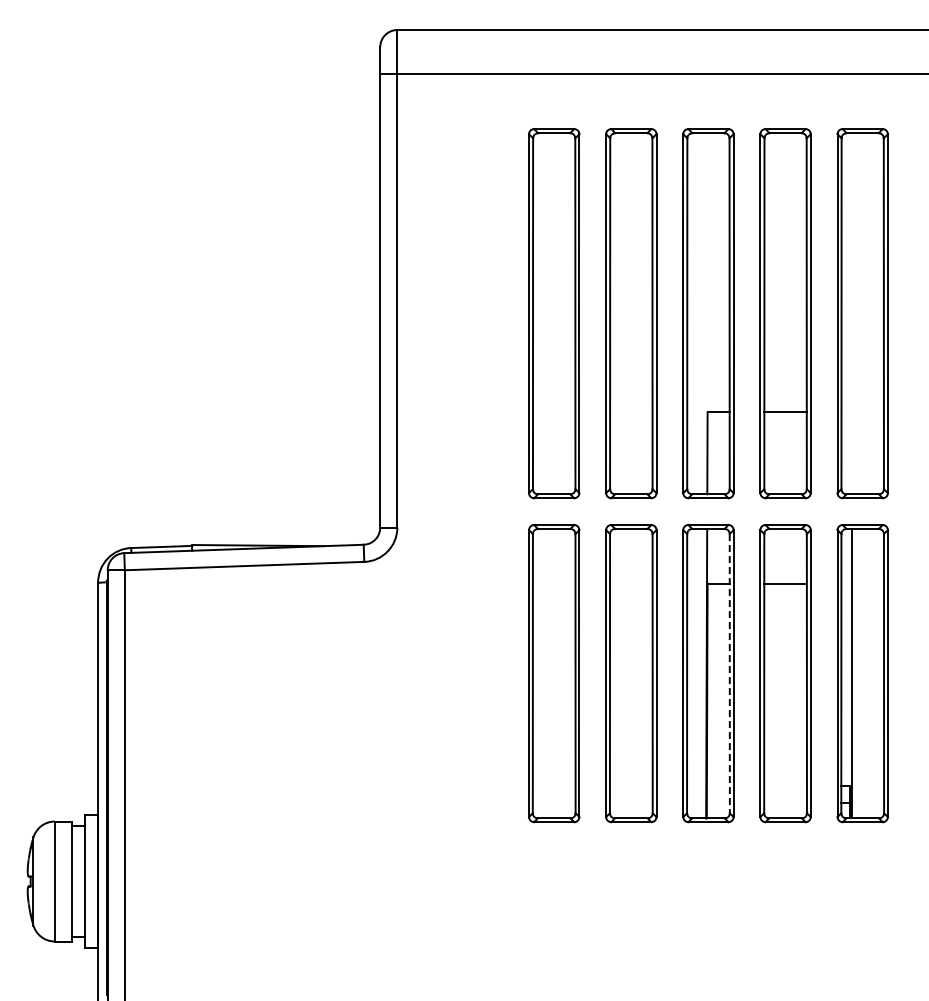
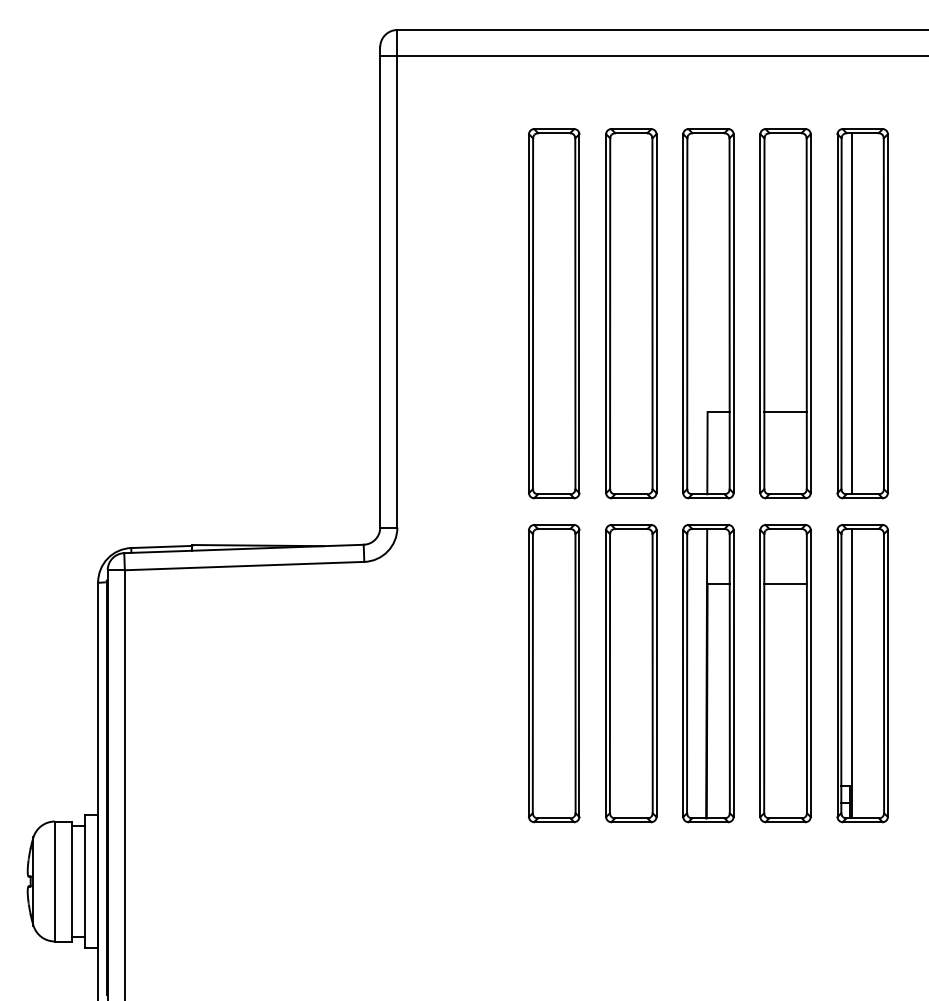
line position: (652, 73) -> (652, 55) (652, 55)
line: none -> present (851, 313)
line: dashed -> solid (729, 673)
